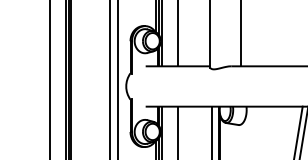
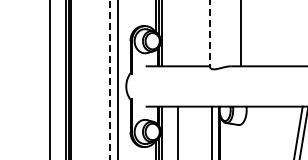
line: present -> none (177, 34)
line: solid -> dashed (210, 34)
line: solid -> dashed (109, 80)
